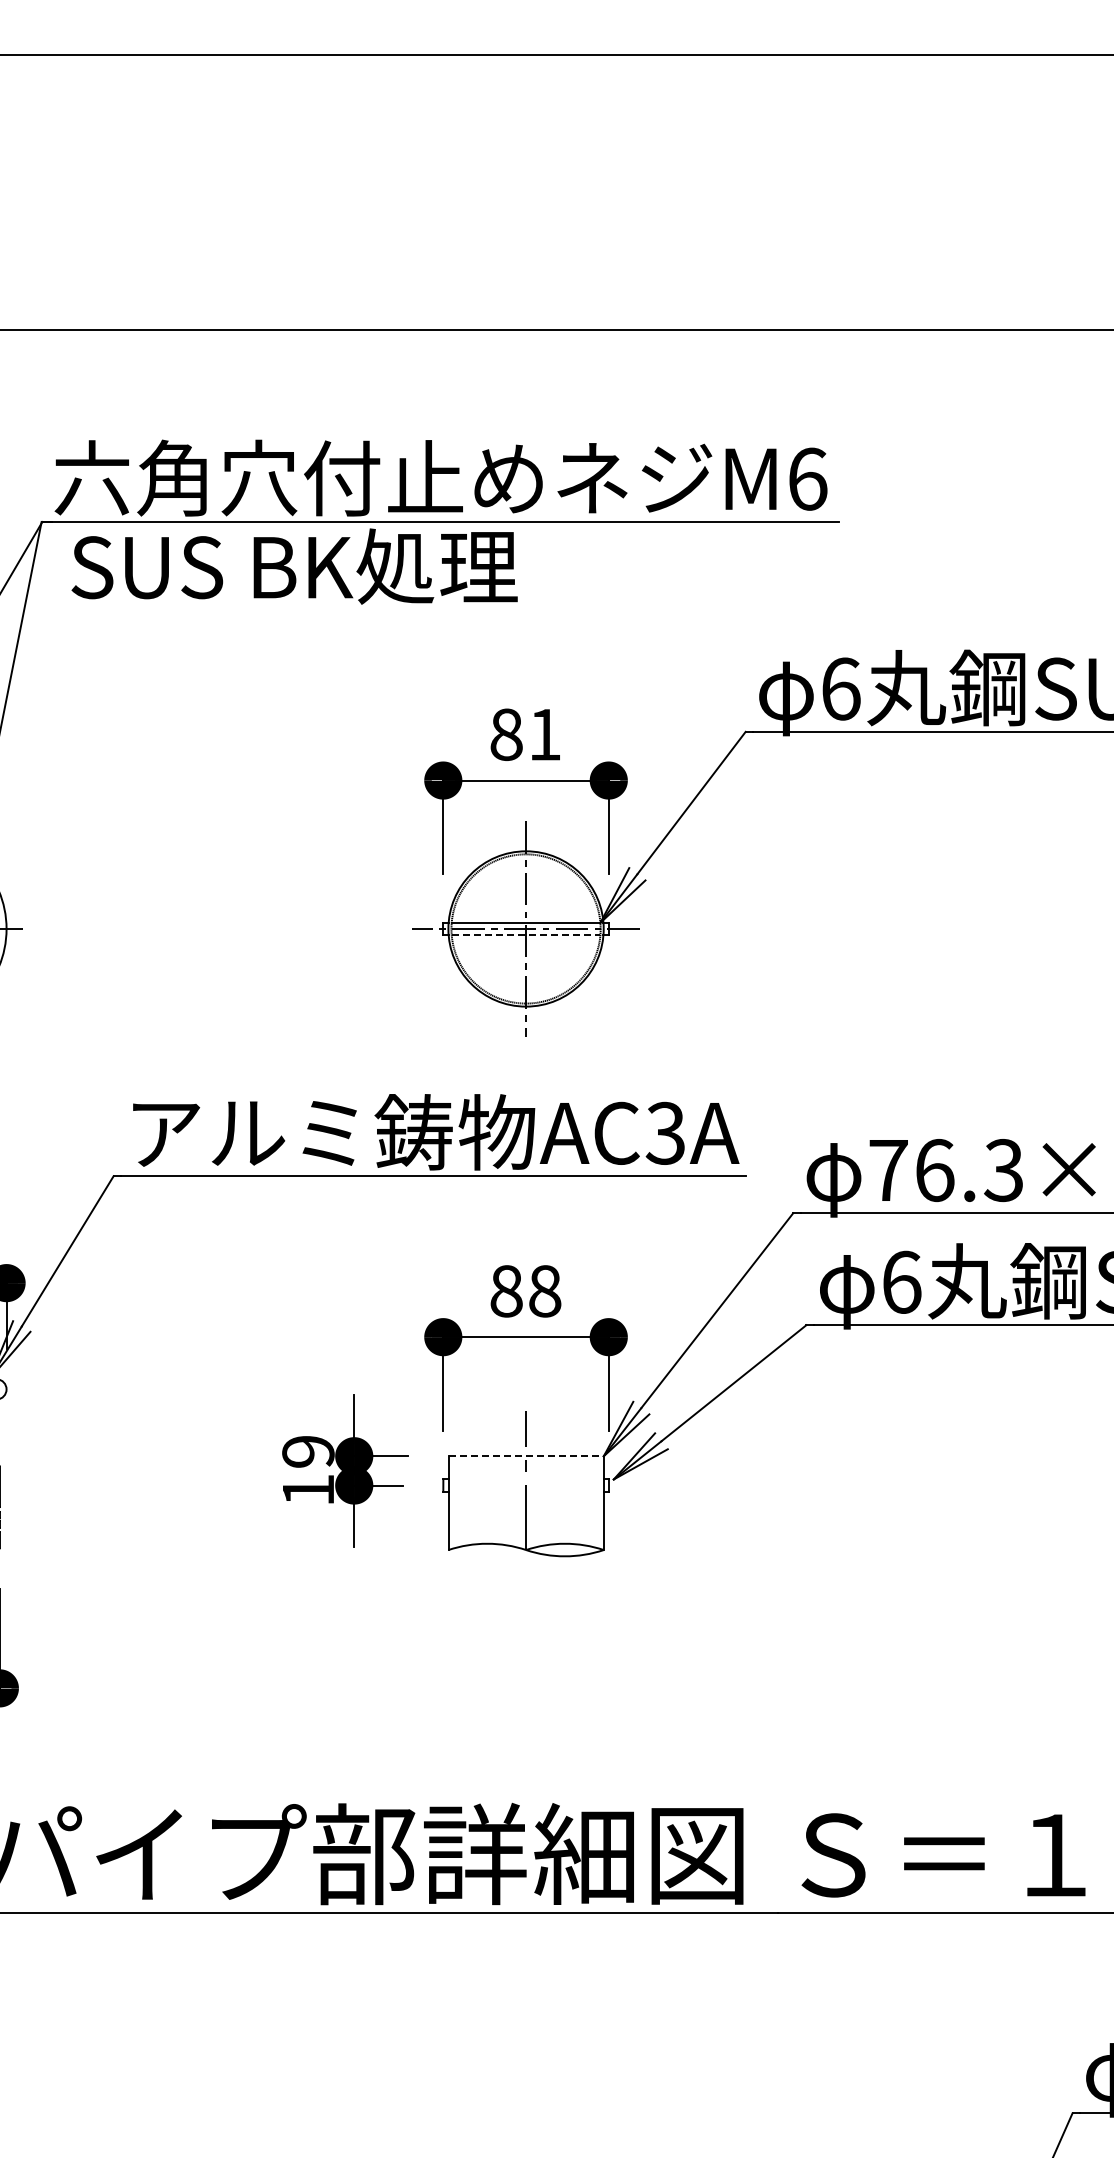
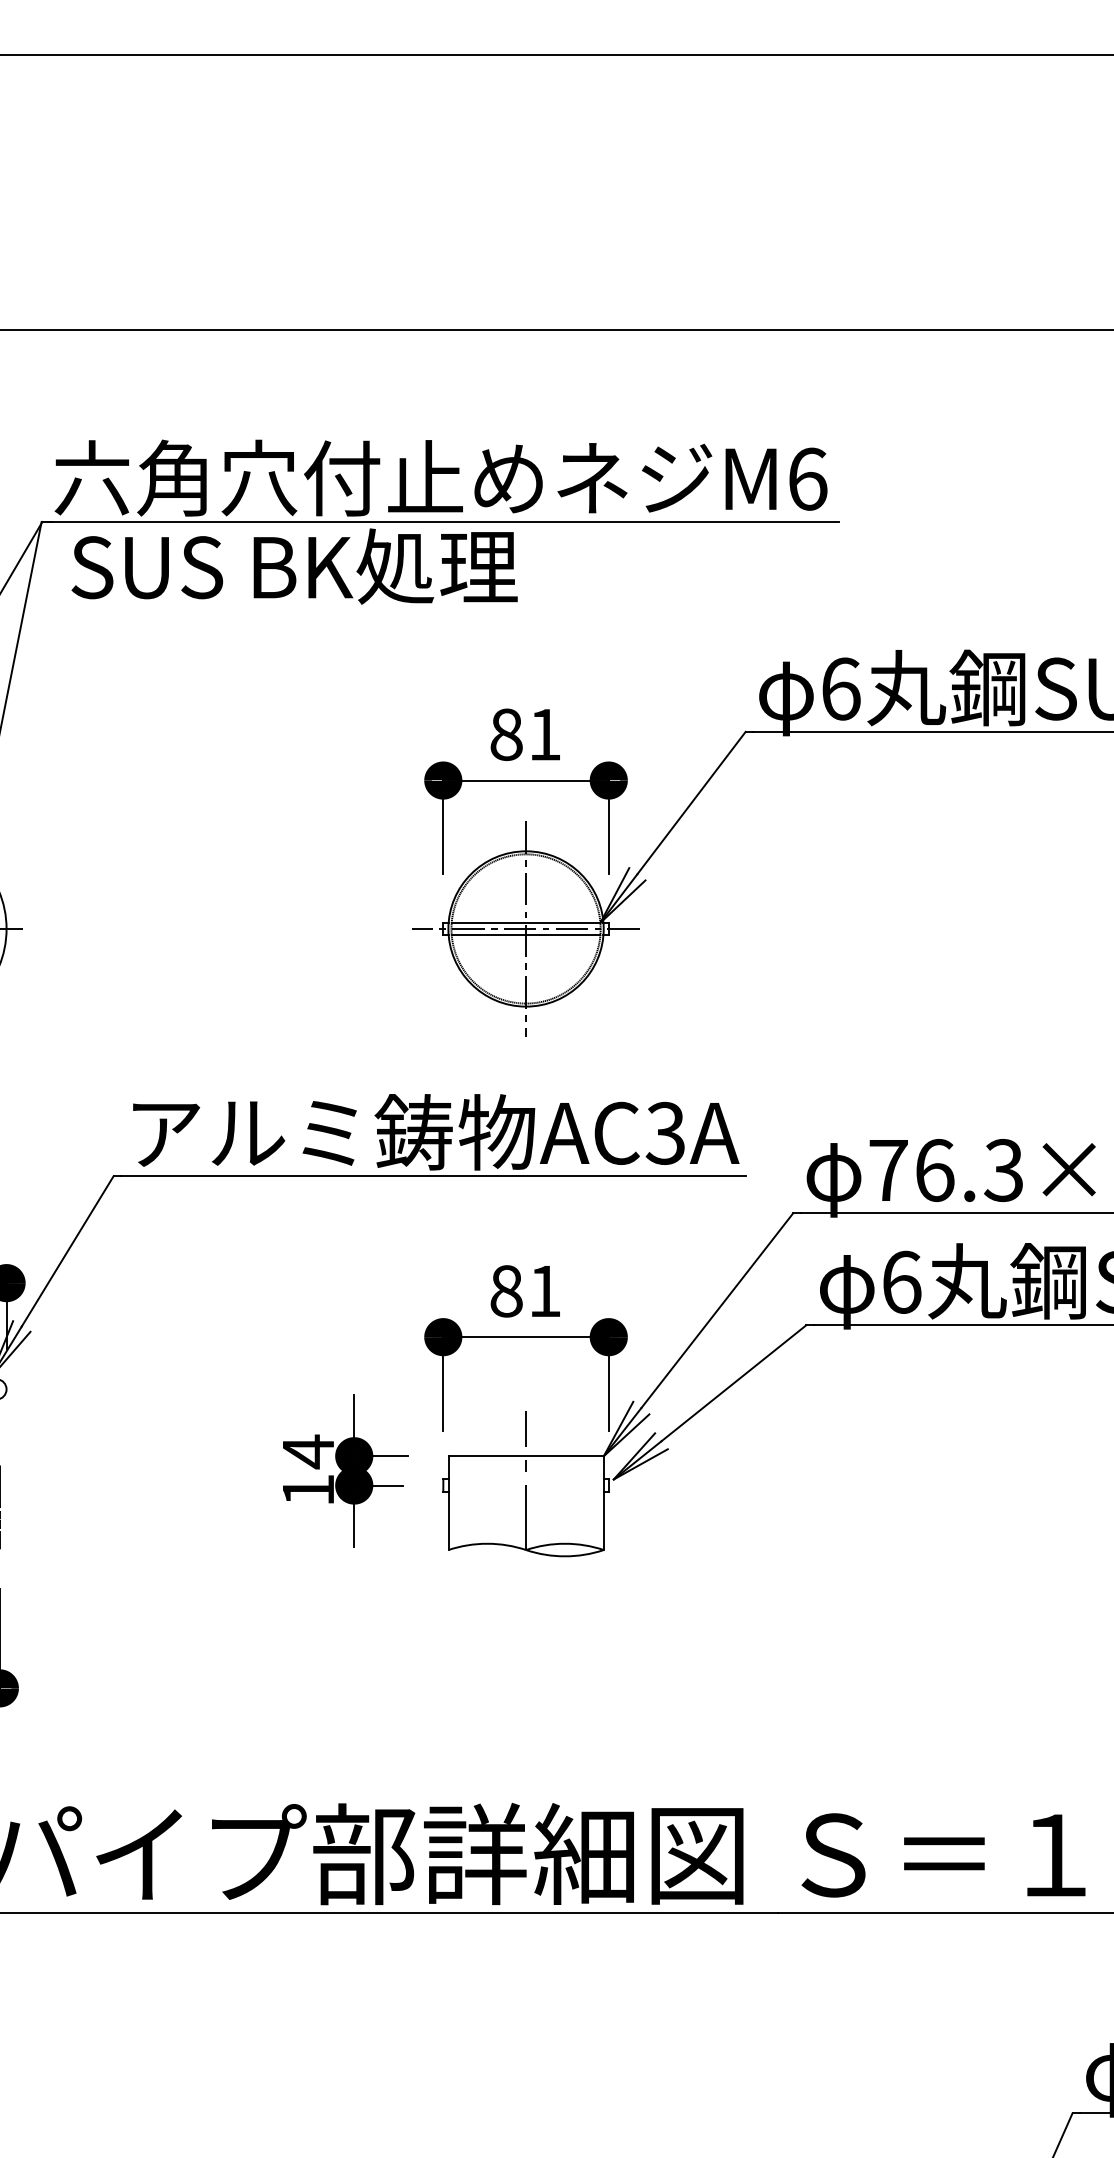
line: dashed -> solid (526, 935)
text: 88 -> 81 (545, 1291)
text: 19 -> 14 (308, 1451)
line: dashed -> solid (526, 1456)
